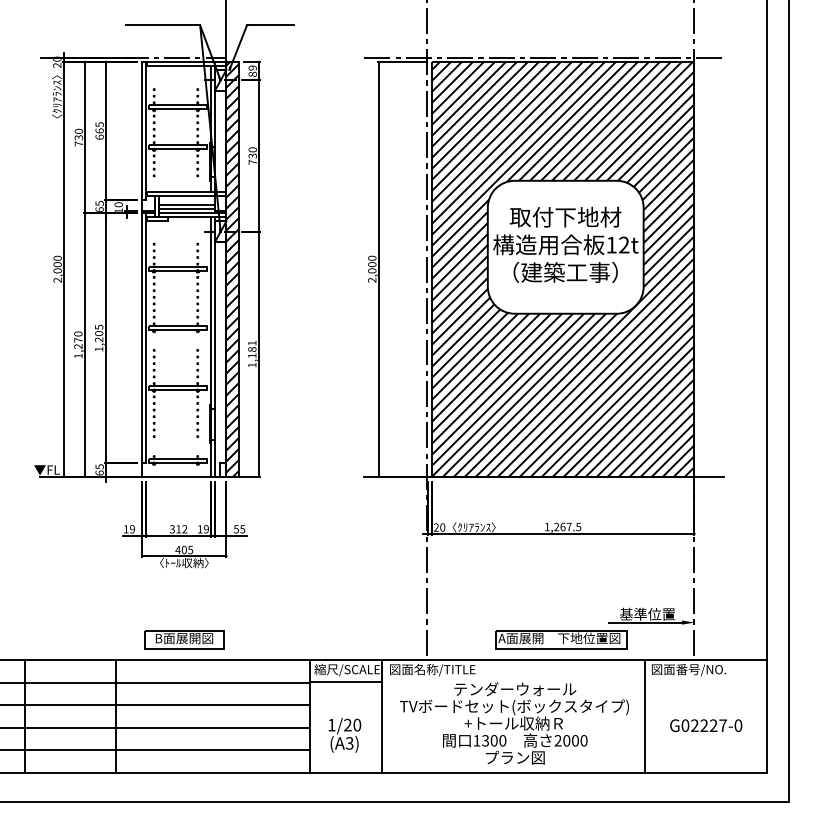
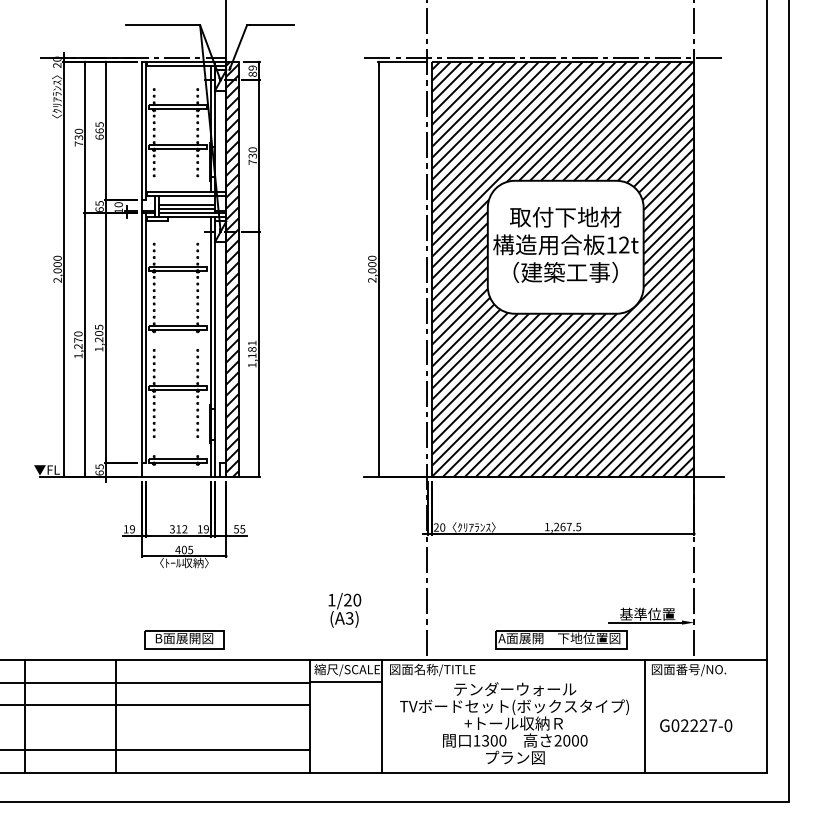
text position: (706, 725) -> (696, 725) (696, 725)
line: present -> none (156, 727)
text position: (344, 735) -> (344, 610) (344, 610)
